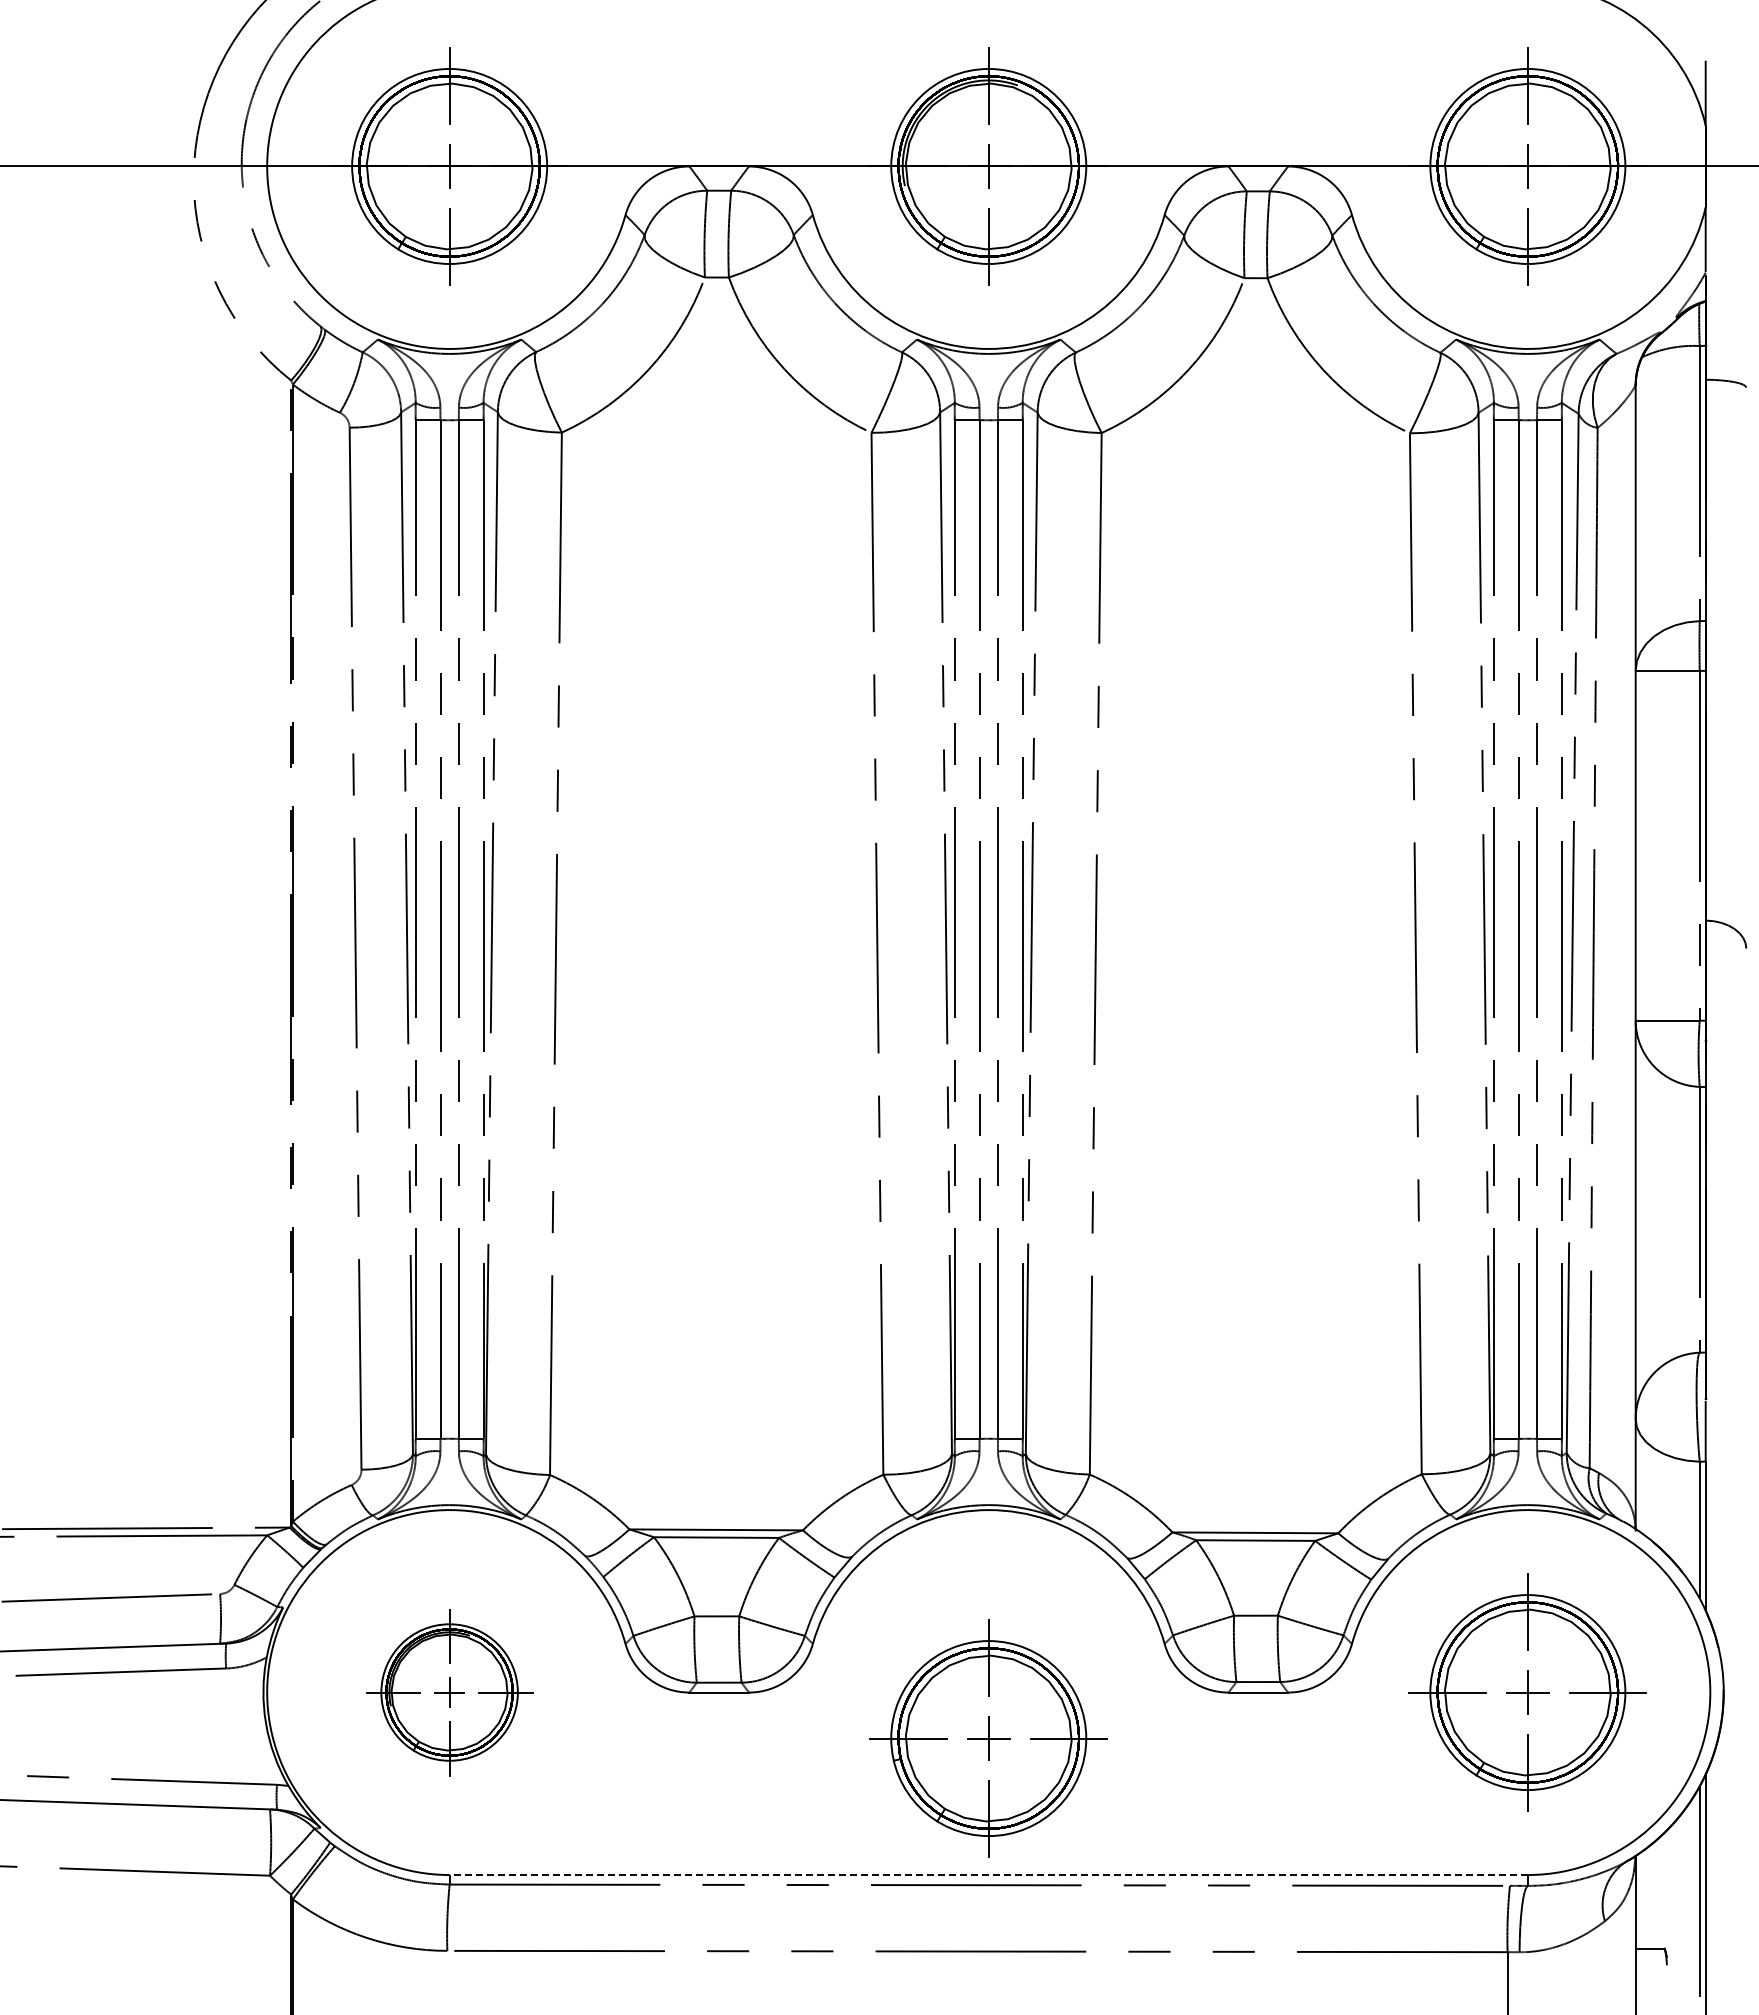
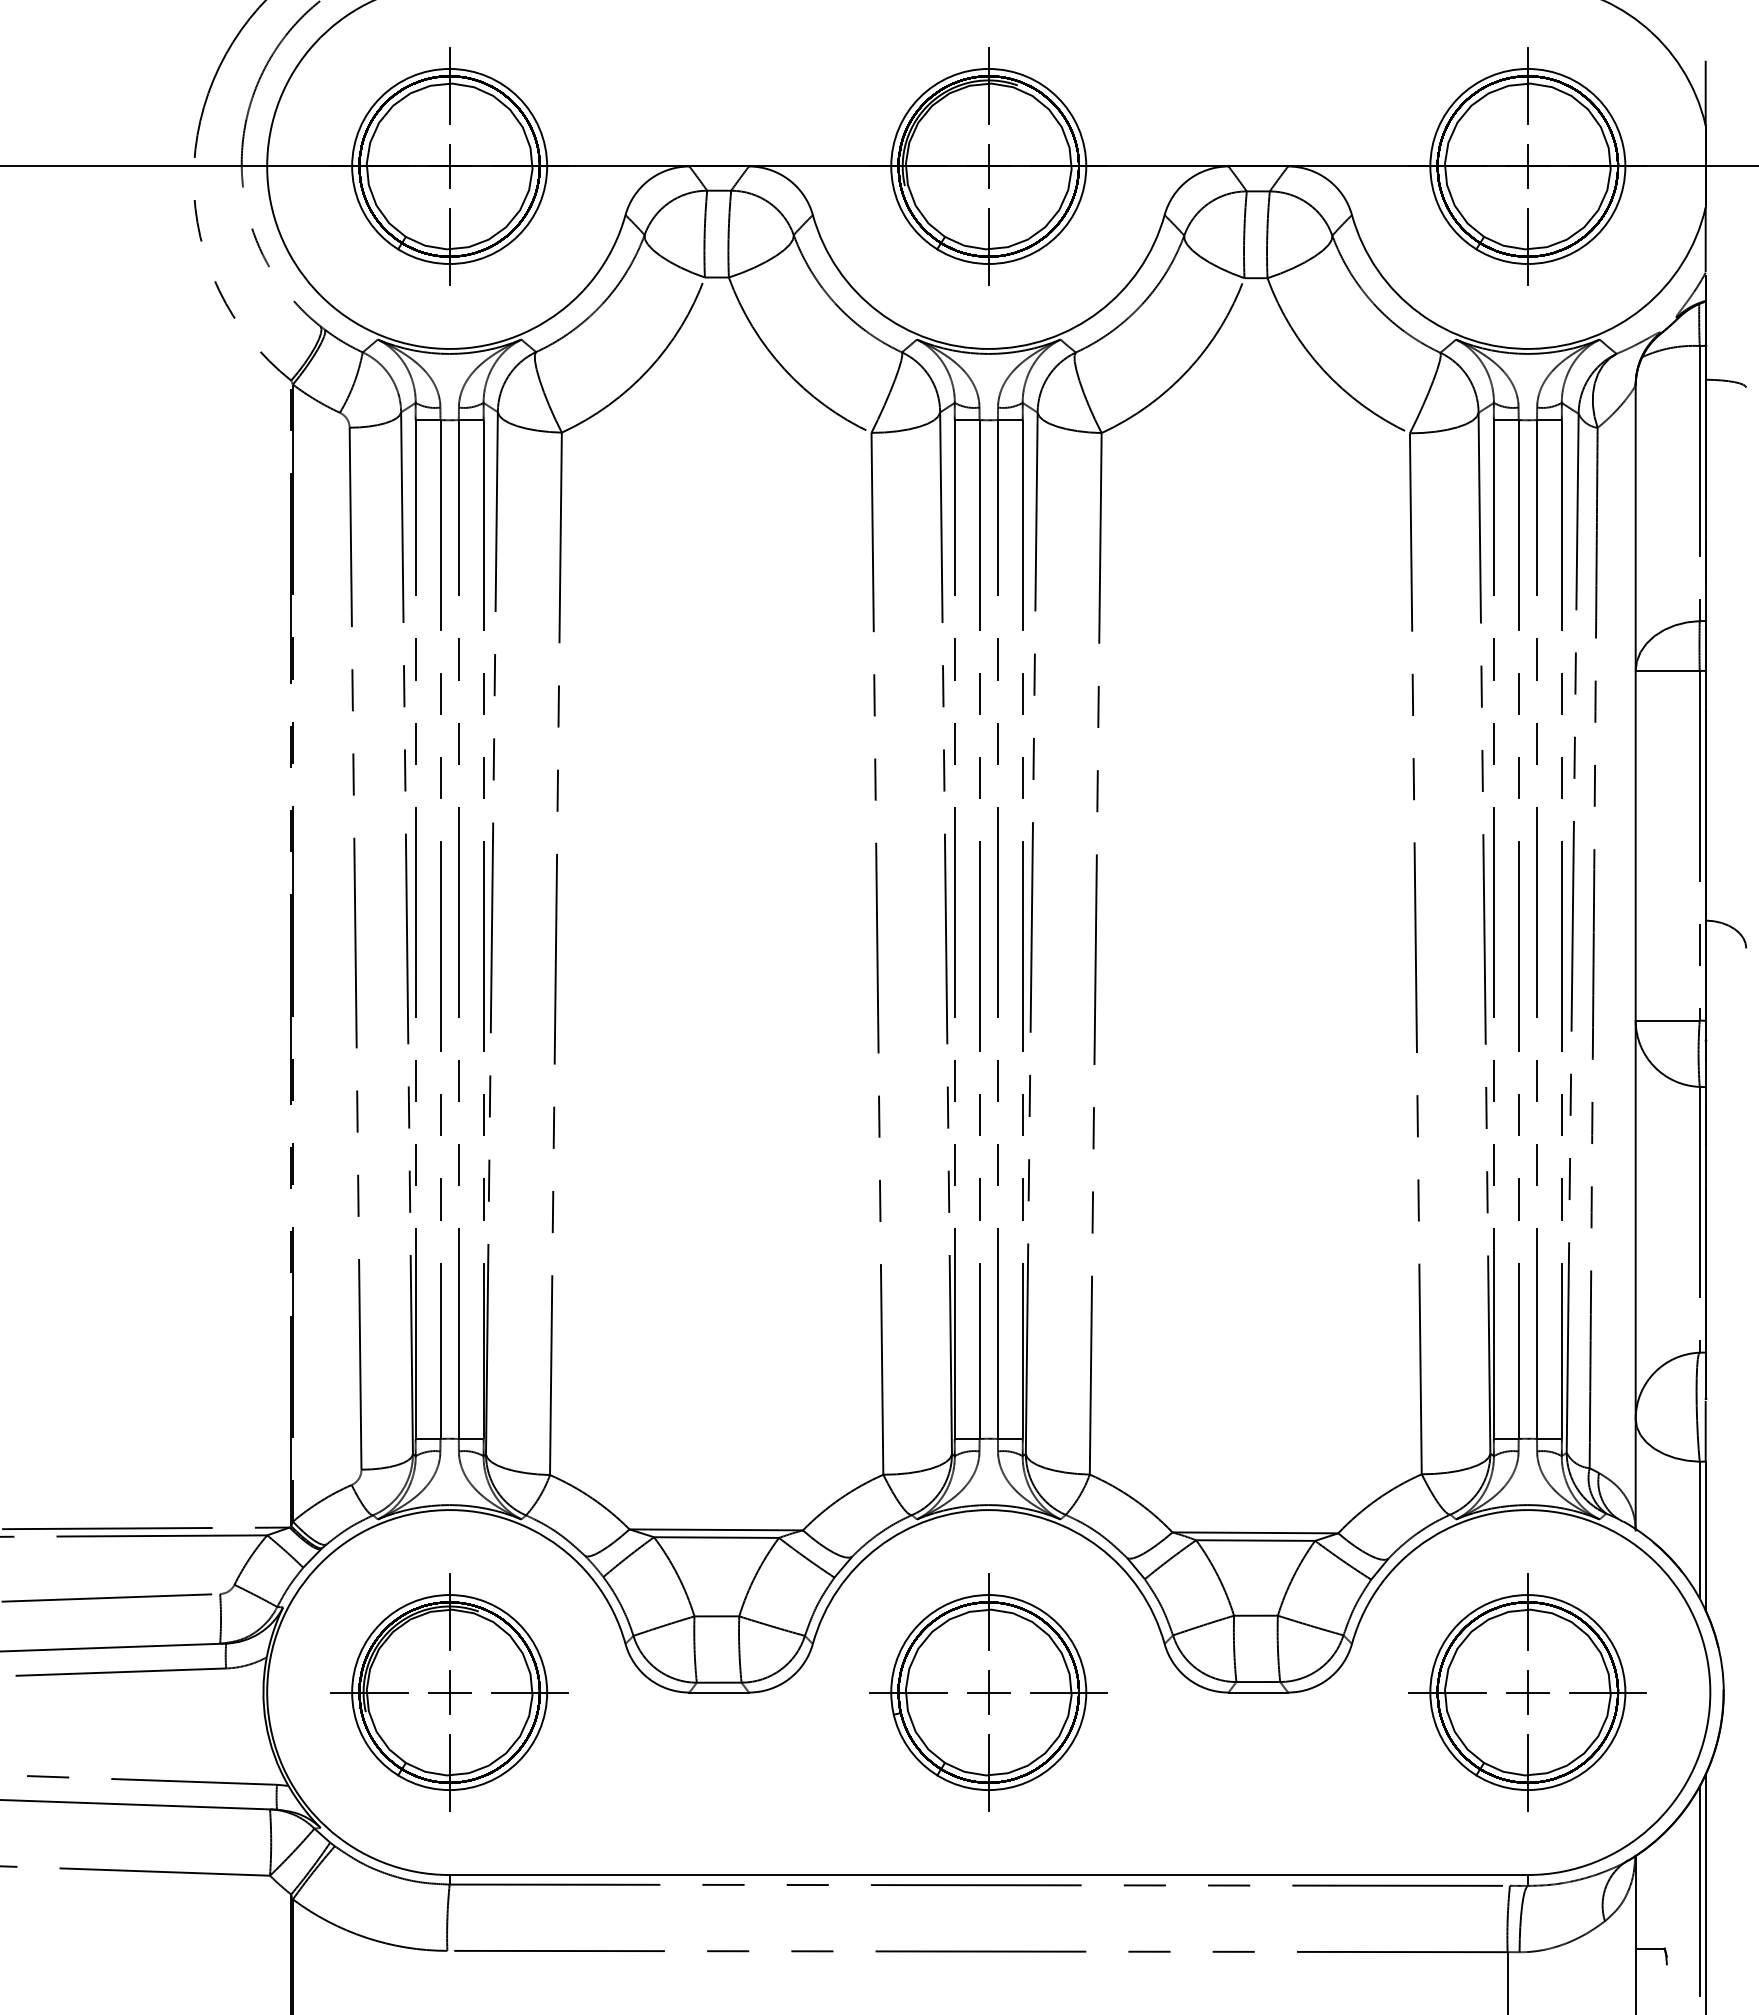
part size: 168x168 px -> 239x239 px (449, 1692)
part position: (988, 1738) -> (988, 1692) (988, 1692)
line: dashed -> solid (988, 1875)
